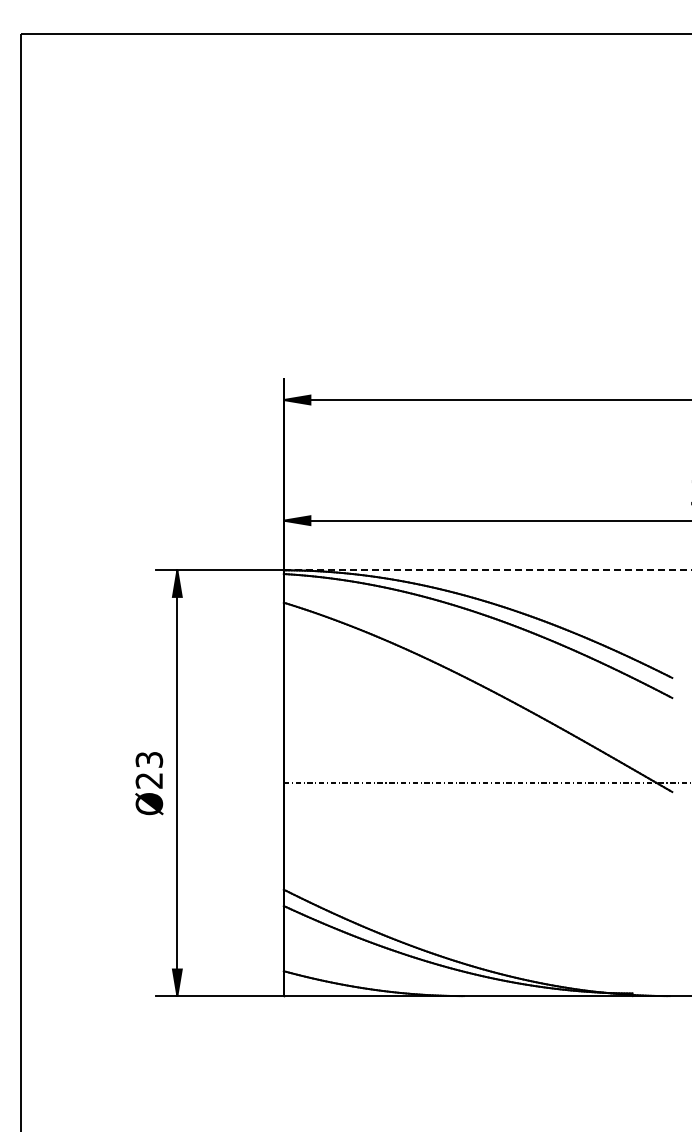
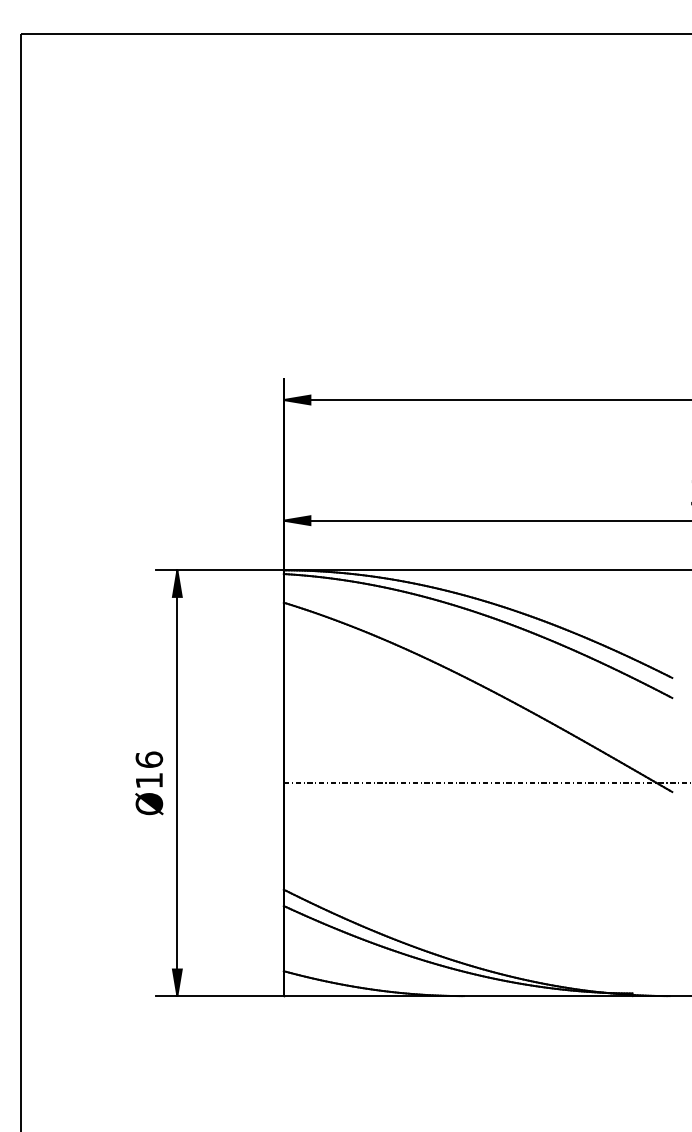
line: dashed -> solid (487, 570)
text: Ø23 -> Ø16 (149, 769)
